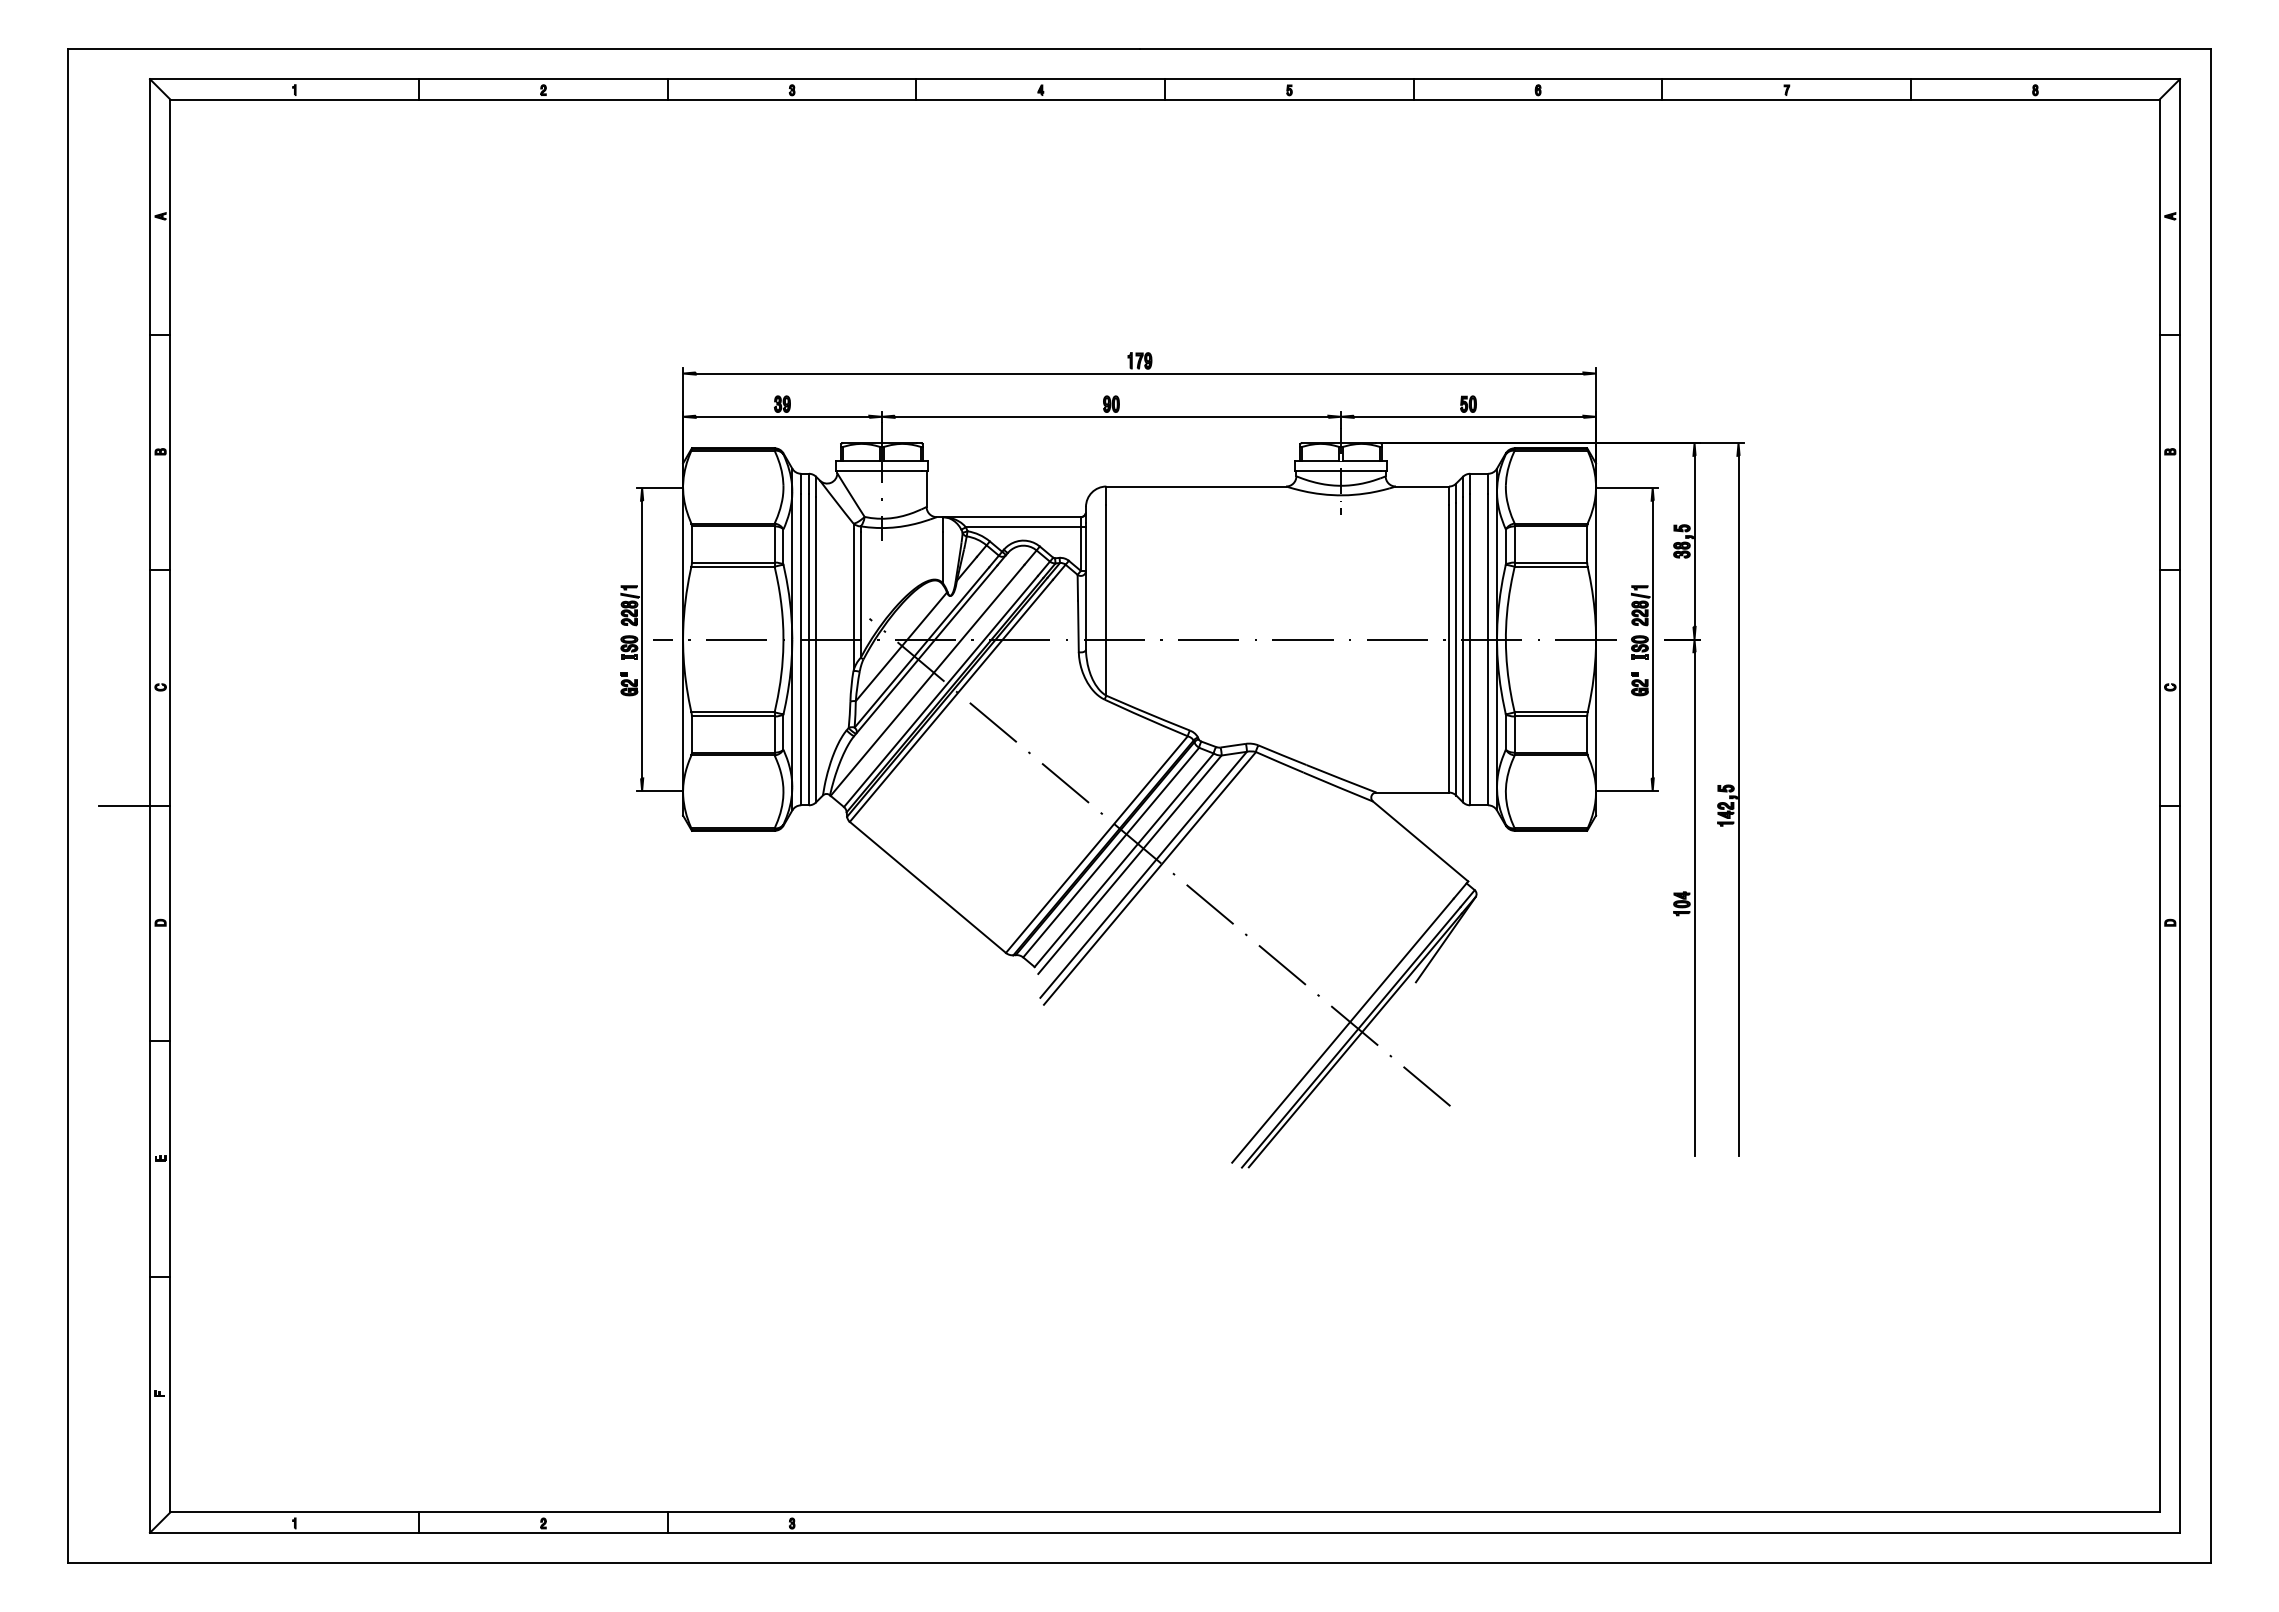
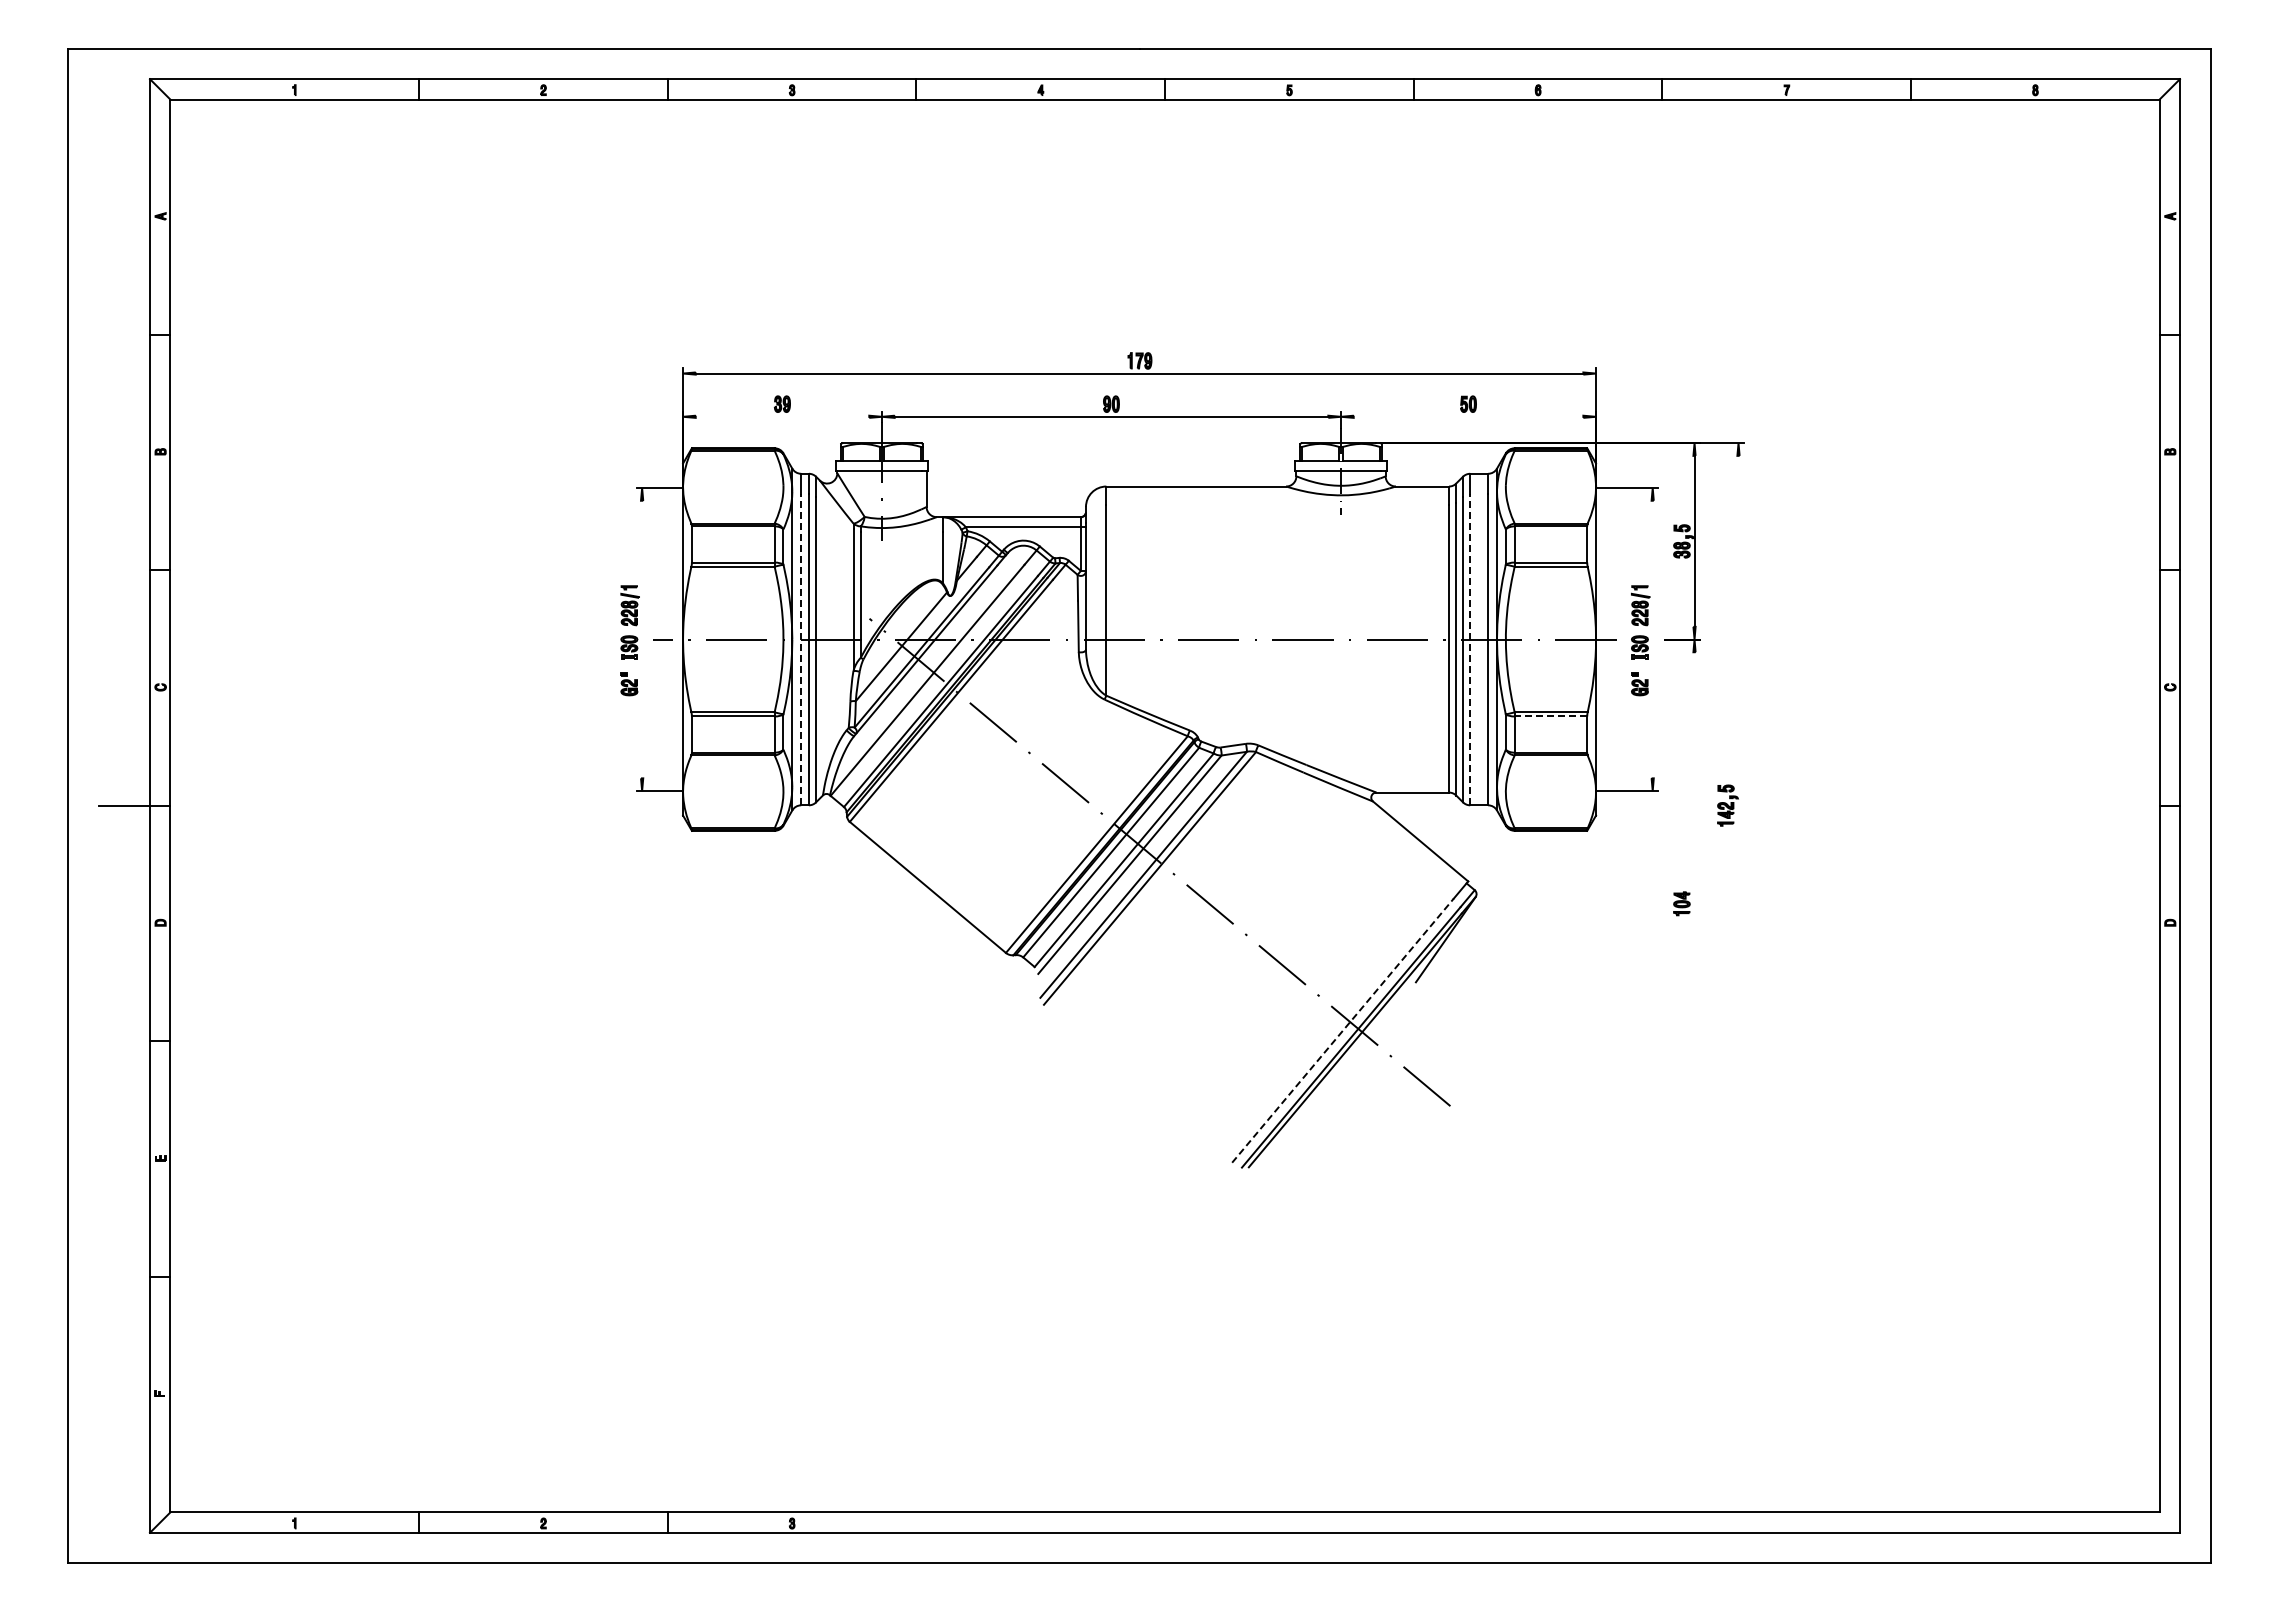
line: present -> none (782, 416)
line: present -> none (1468, 416)
line: present -> none (642, 639)
line: present -> none (1652, 639)
line: solid -> dashed (801, 649)
line: solid -> dashed (1470, 649)
line: solid -> dashed (1550, 716)
line: present -> none (1738, 805)
line: present -> none (1694, 904)
line: solid -> dashed (1343, 1030)
